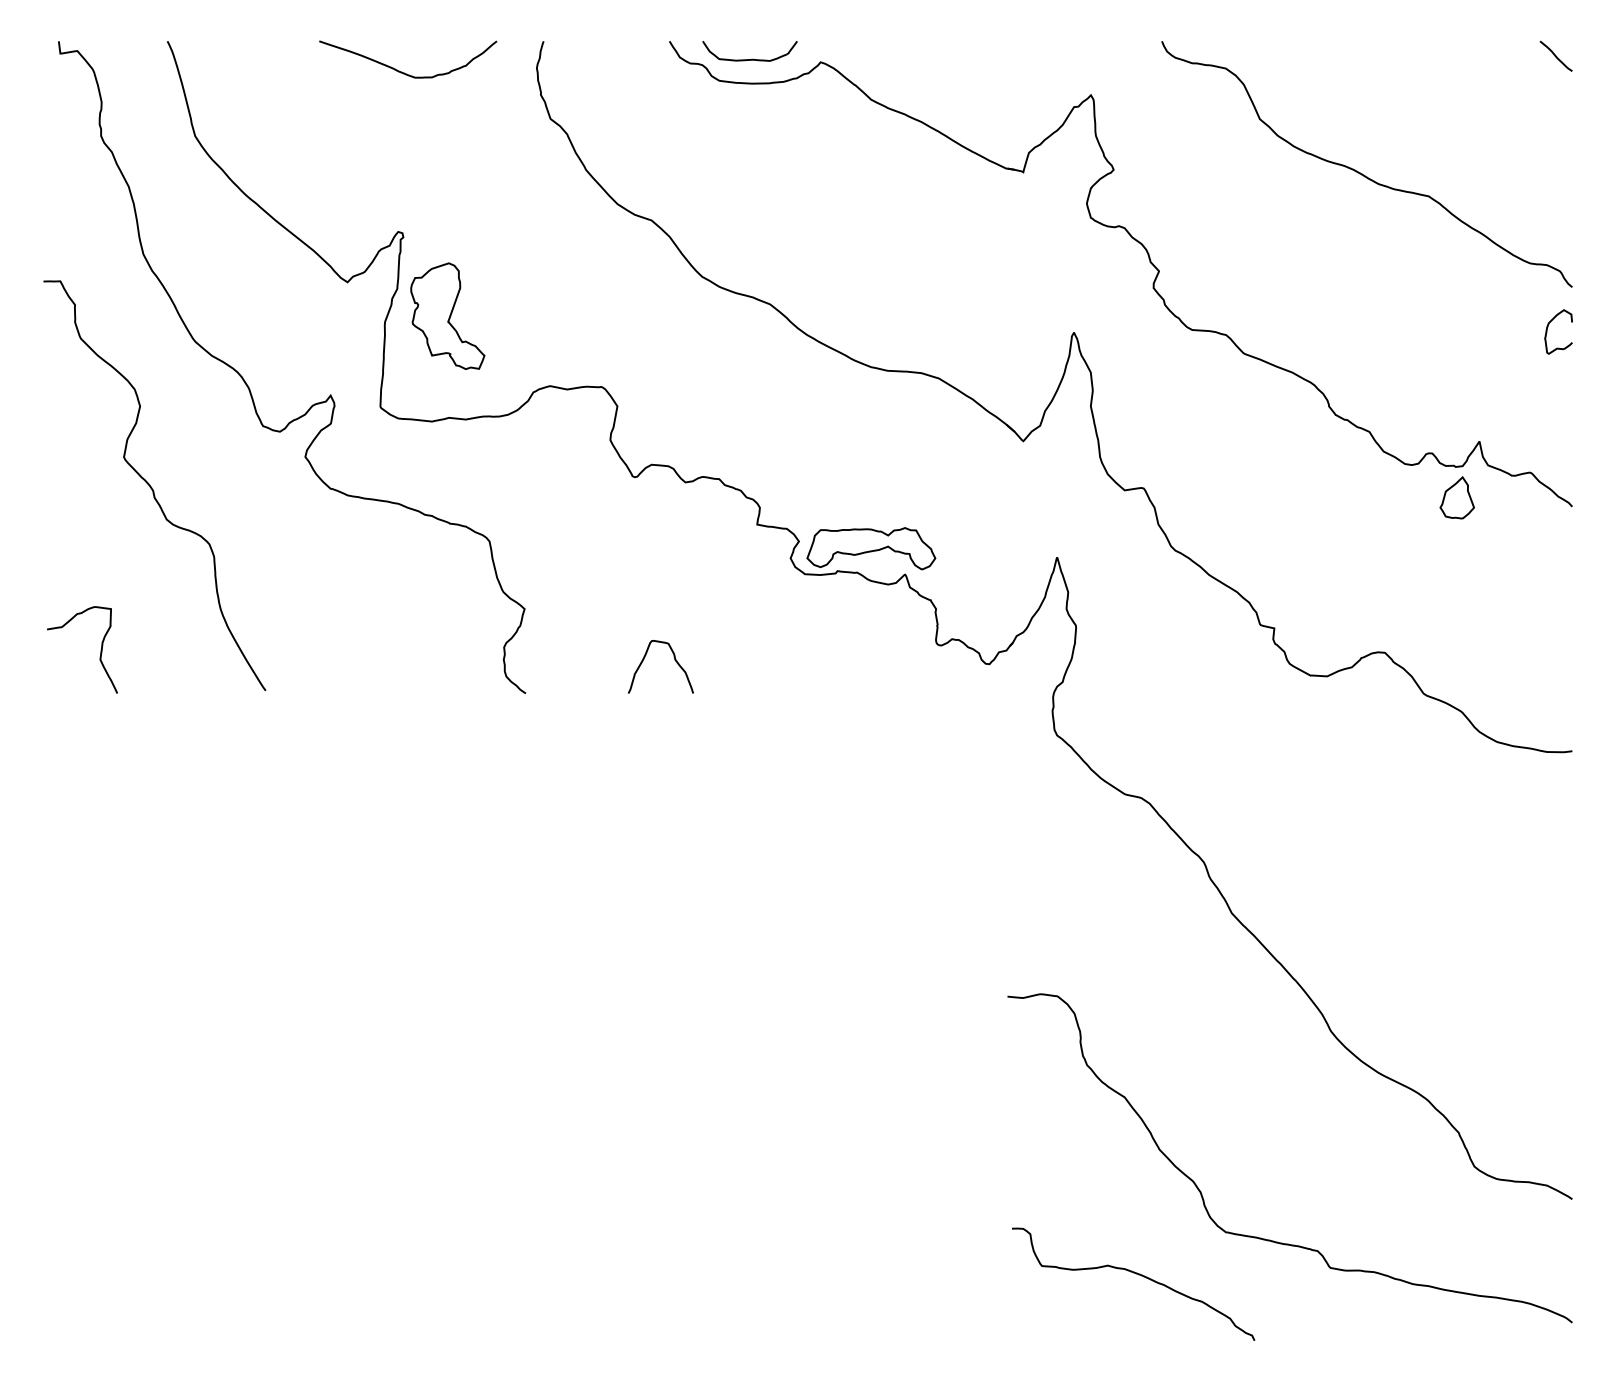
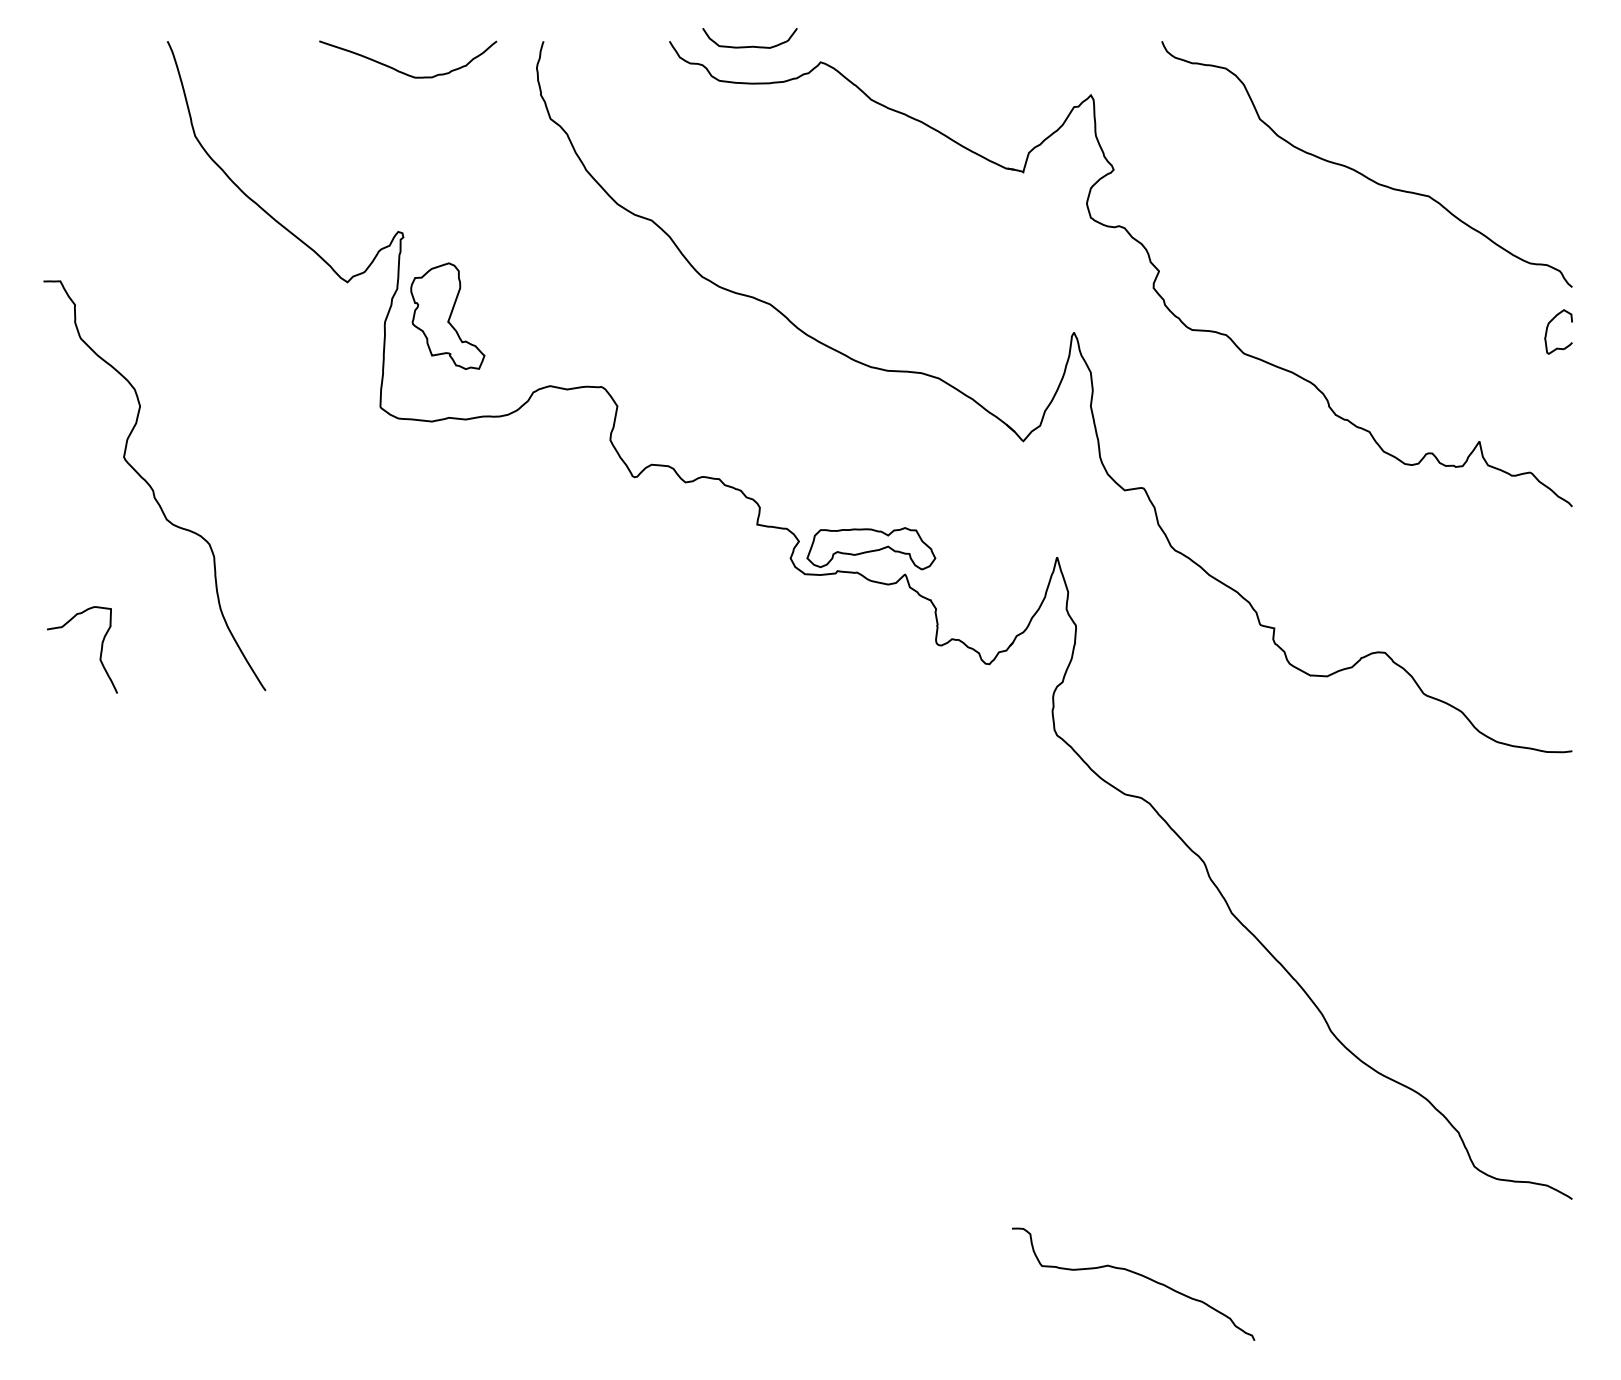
line: present -> none (1555, 55)
part position: (752, 58) -> (752, 45) (752, 45)
curve: present -> none (312, 404)
part: present -> none (1456, 497)
curve: present -> none (674, 660)
curve: present -> none (1270, 1239)
